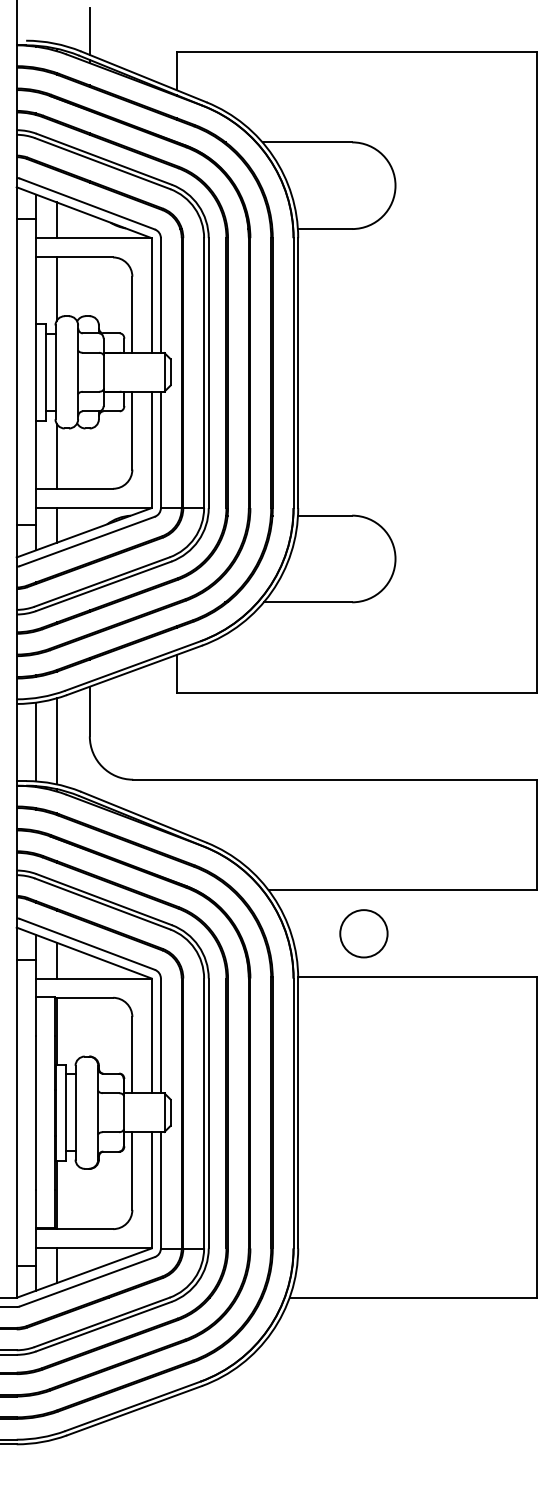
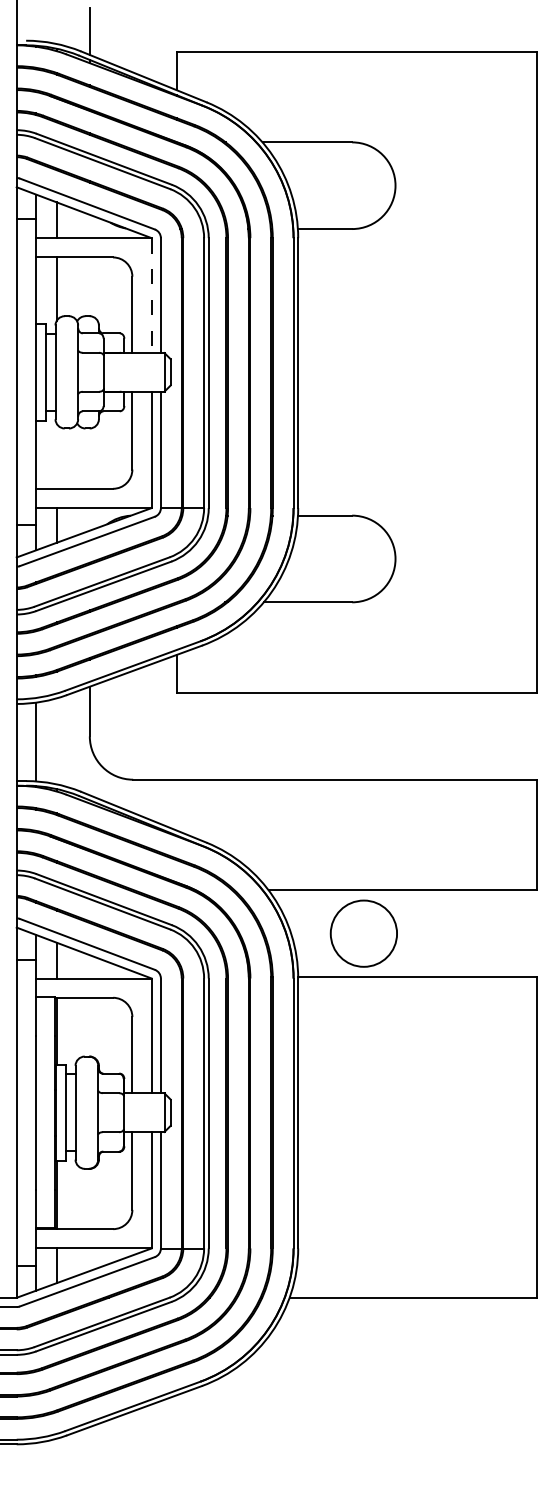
line: solid -> dashed (151, 296)
line: present -> none (56, 455)
line: present -> none (56, 741)
circle size: 50x50 px -> 69x69 px (363, 933)
